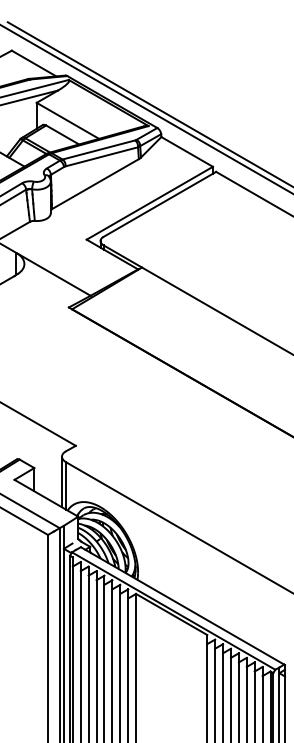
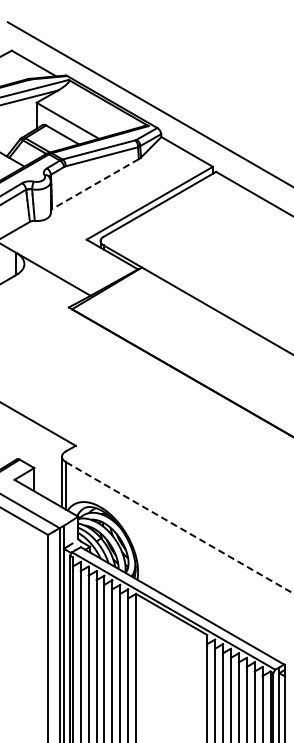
line: present -> none (146, 109)
line: solid -> dashed (95, 184)
line: solid -> dashed (180, 528)
